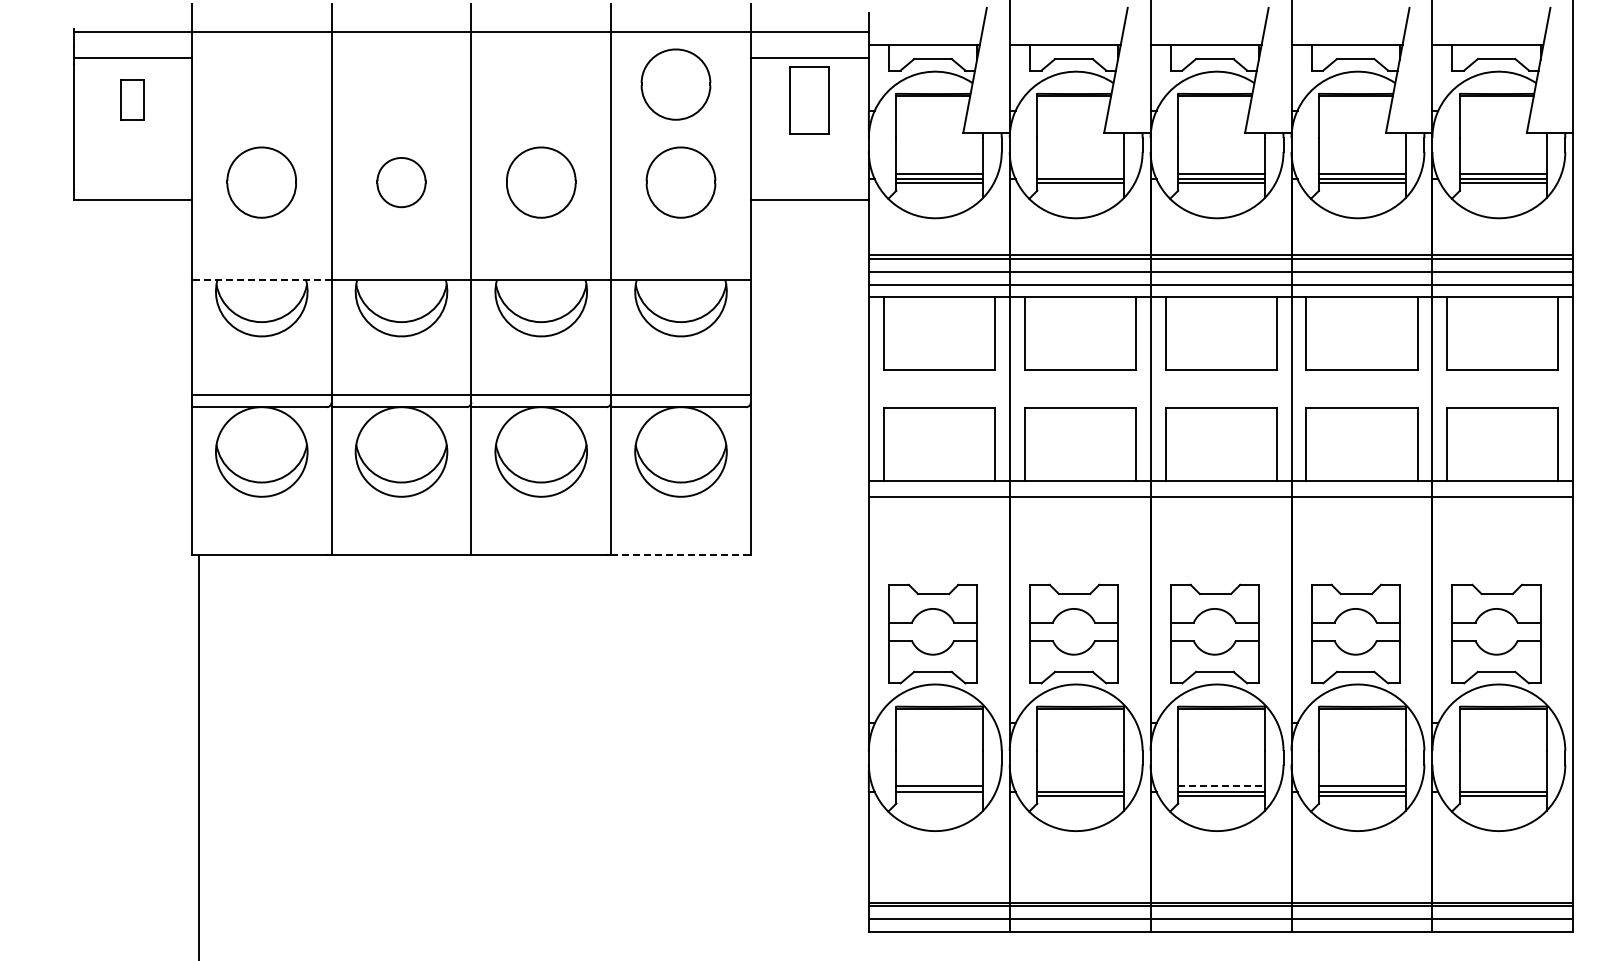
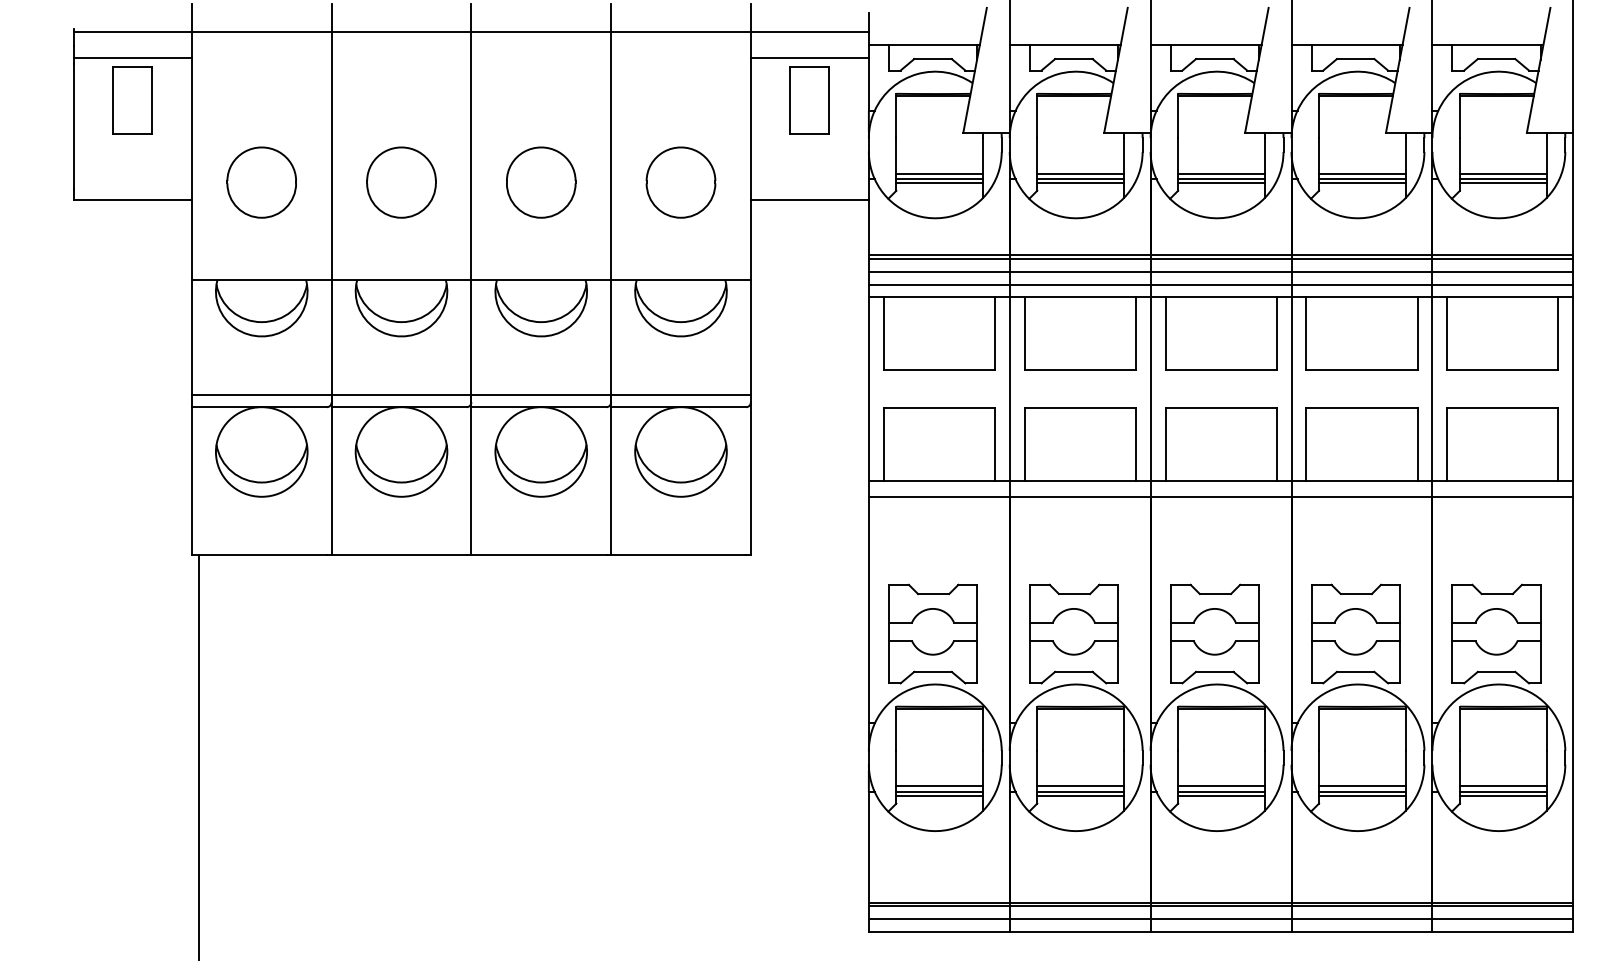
part: present -> none (675, 84)
part size: 25x42 px -> 41x69 px (132, 100)
line: none -> present (1080, 173)
part size: 51x52 px -> 71x73 px (401, 182)
line: dashed -> solid (261, 280)
line: dashed -> solid (678, 555)
line: none -> present (1080, 786)
line: dashed -> solid (1221, 786)
line: none -> present (1502, 786)
line: none -> present (939, 795)
